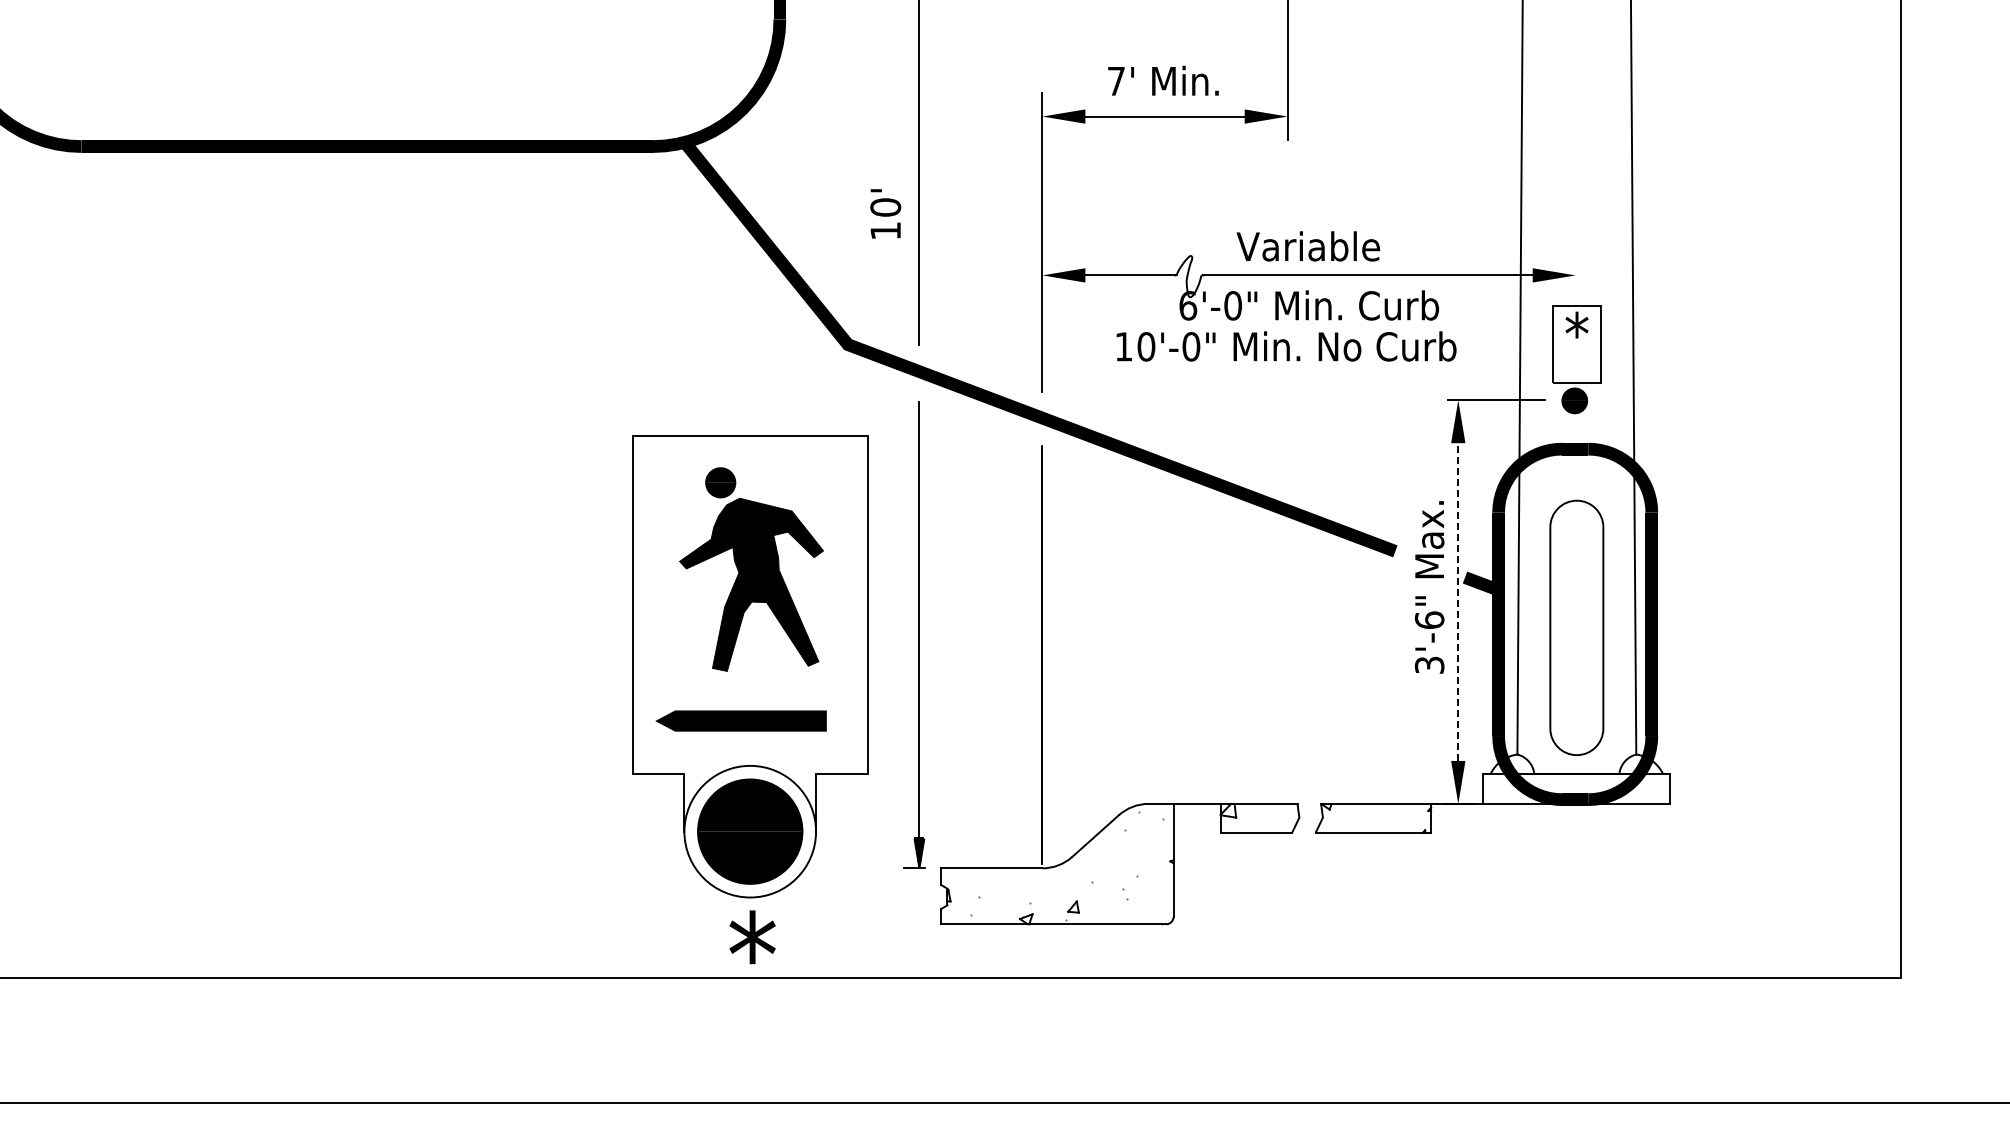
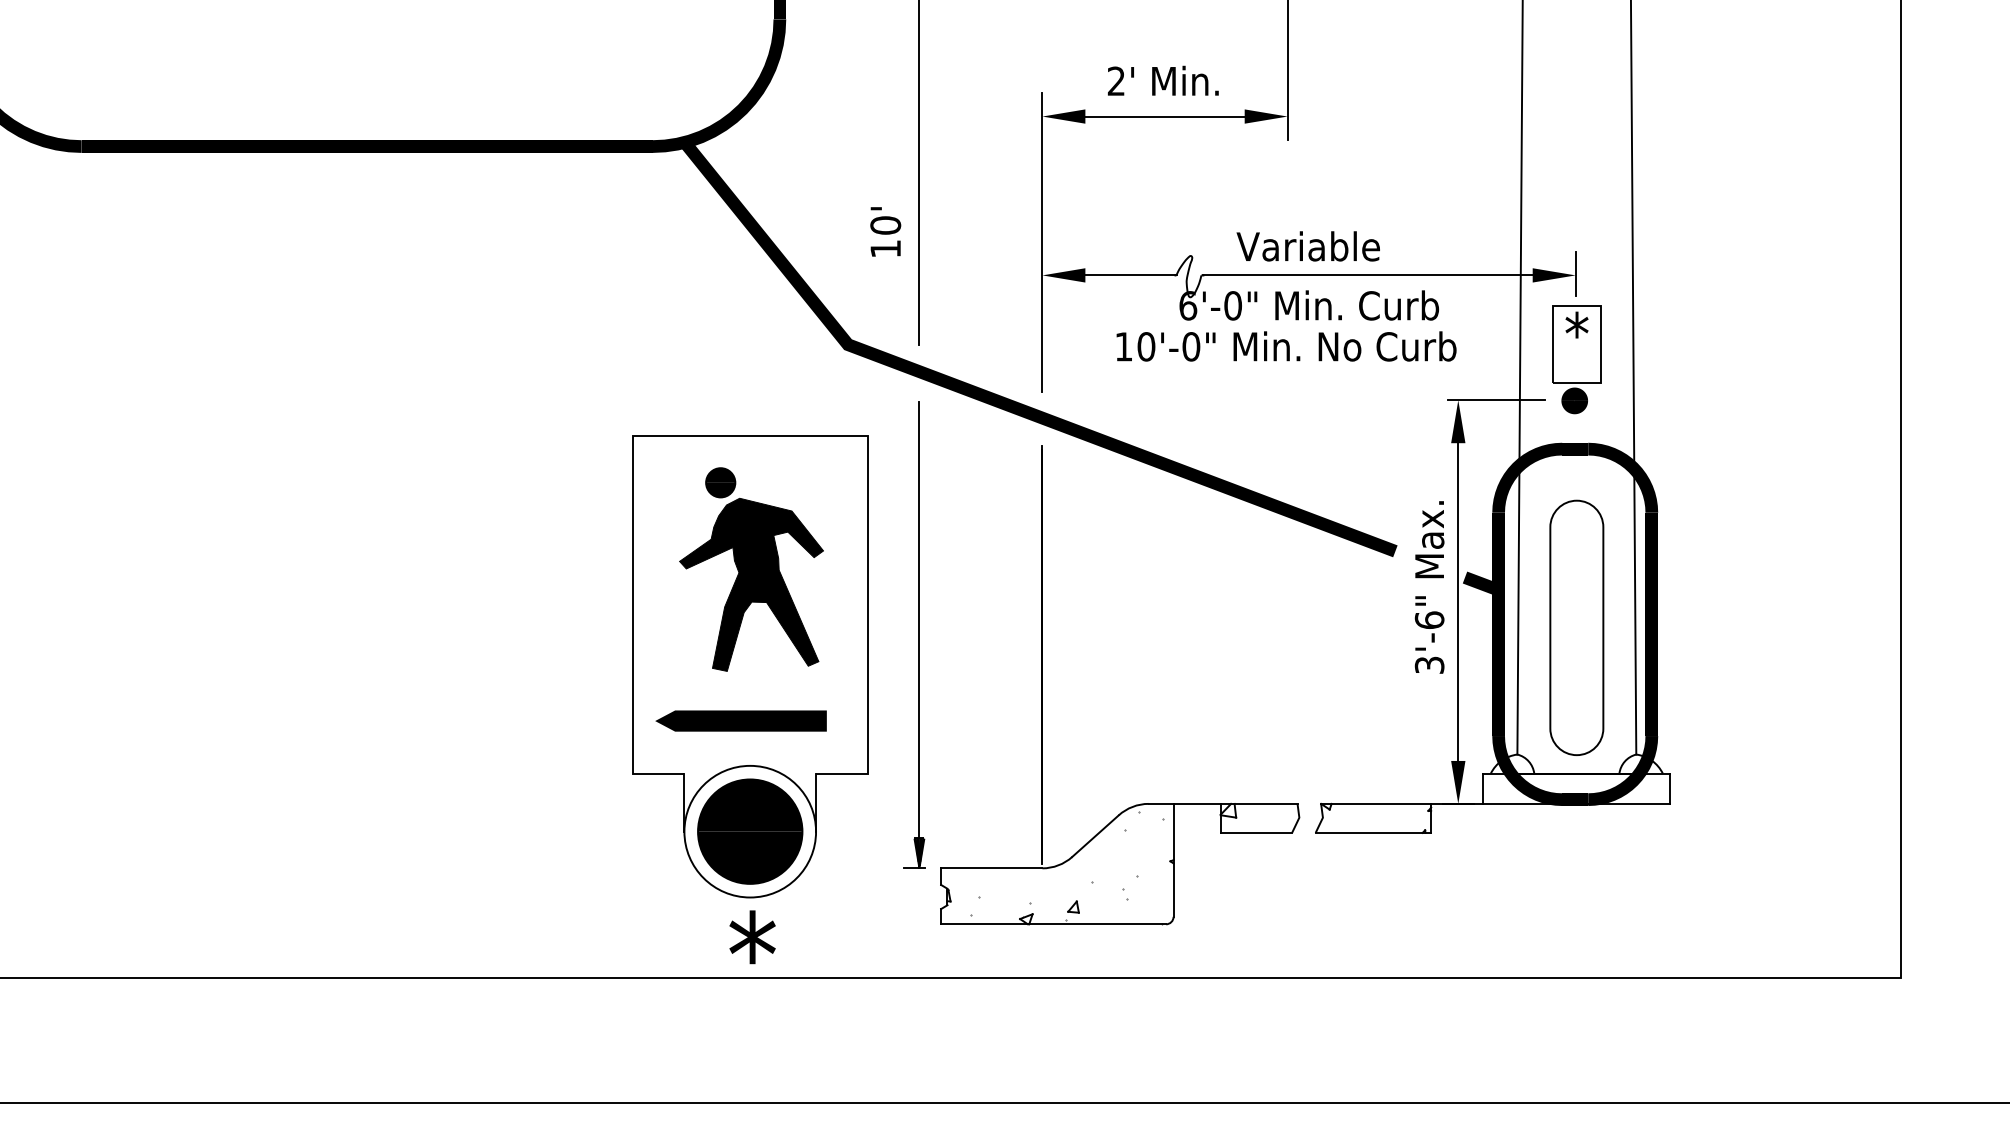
text: 7' -> 2' (1115, 80)
text position: (885, 213) -> (885, 231) (885, 231)
line: none -> present (1575, 273)
line: dashed -> solid (1458, 602)
